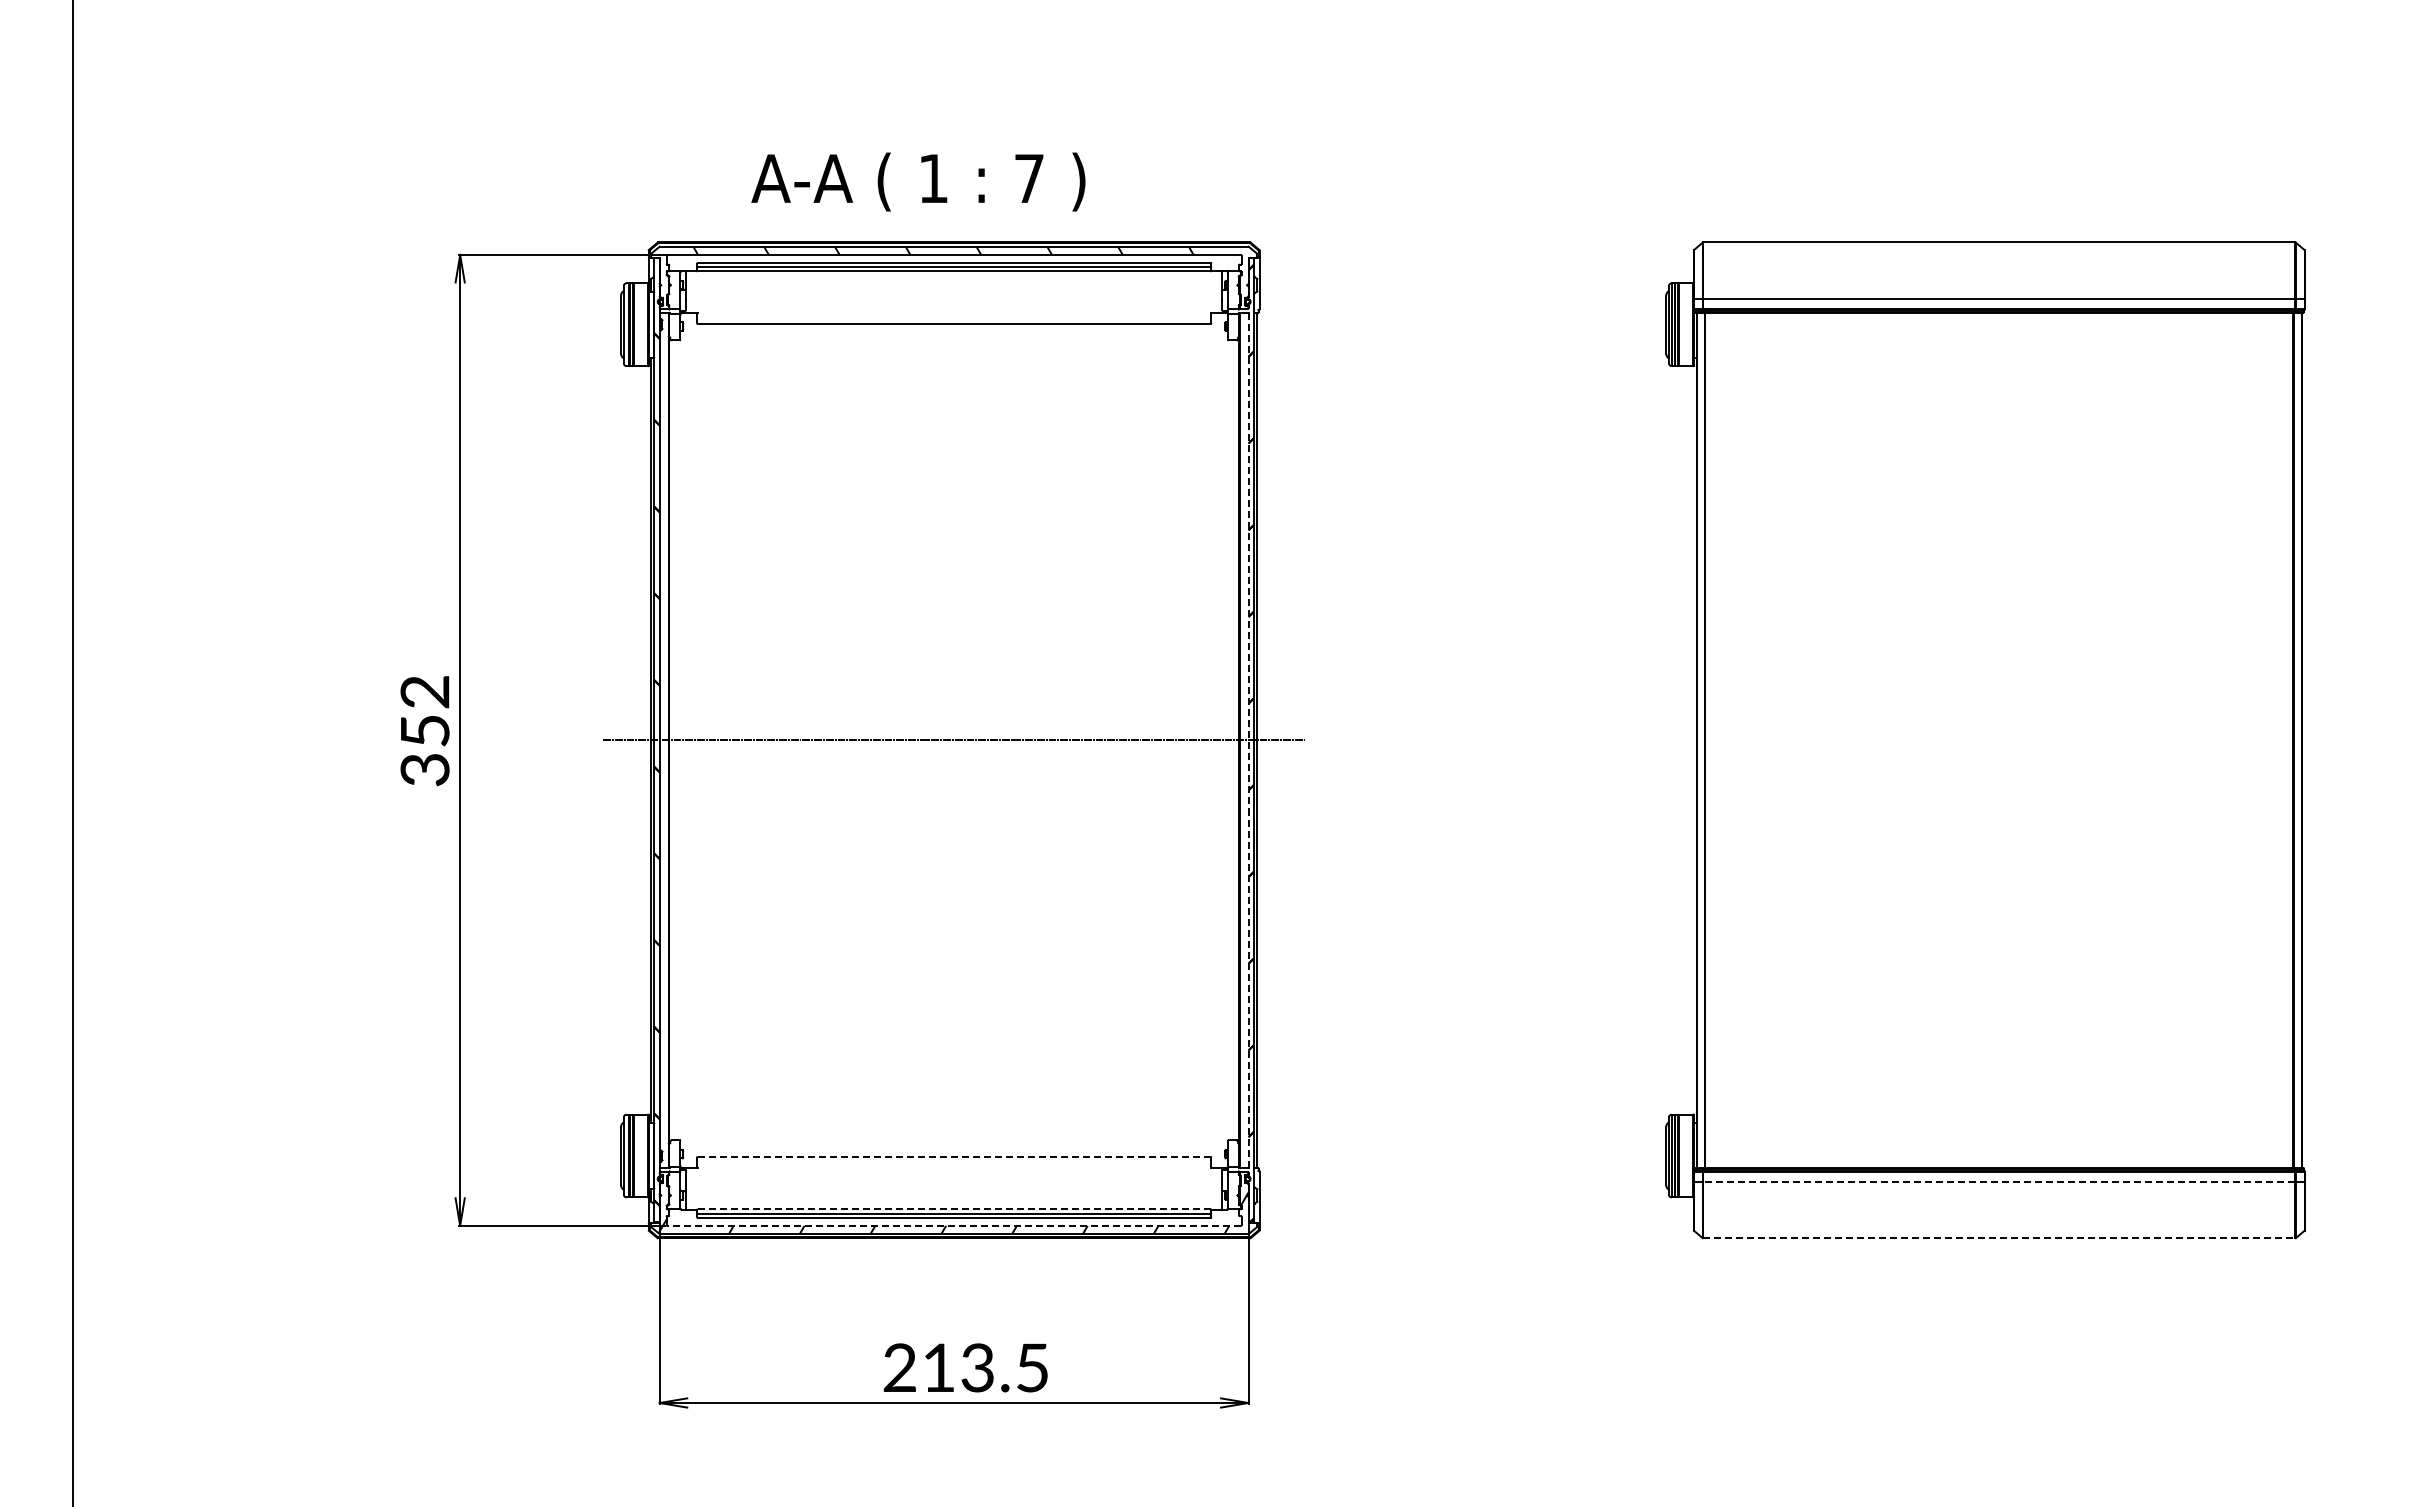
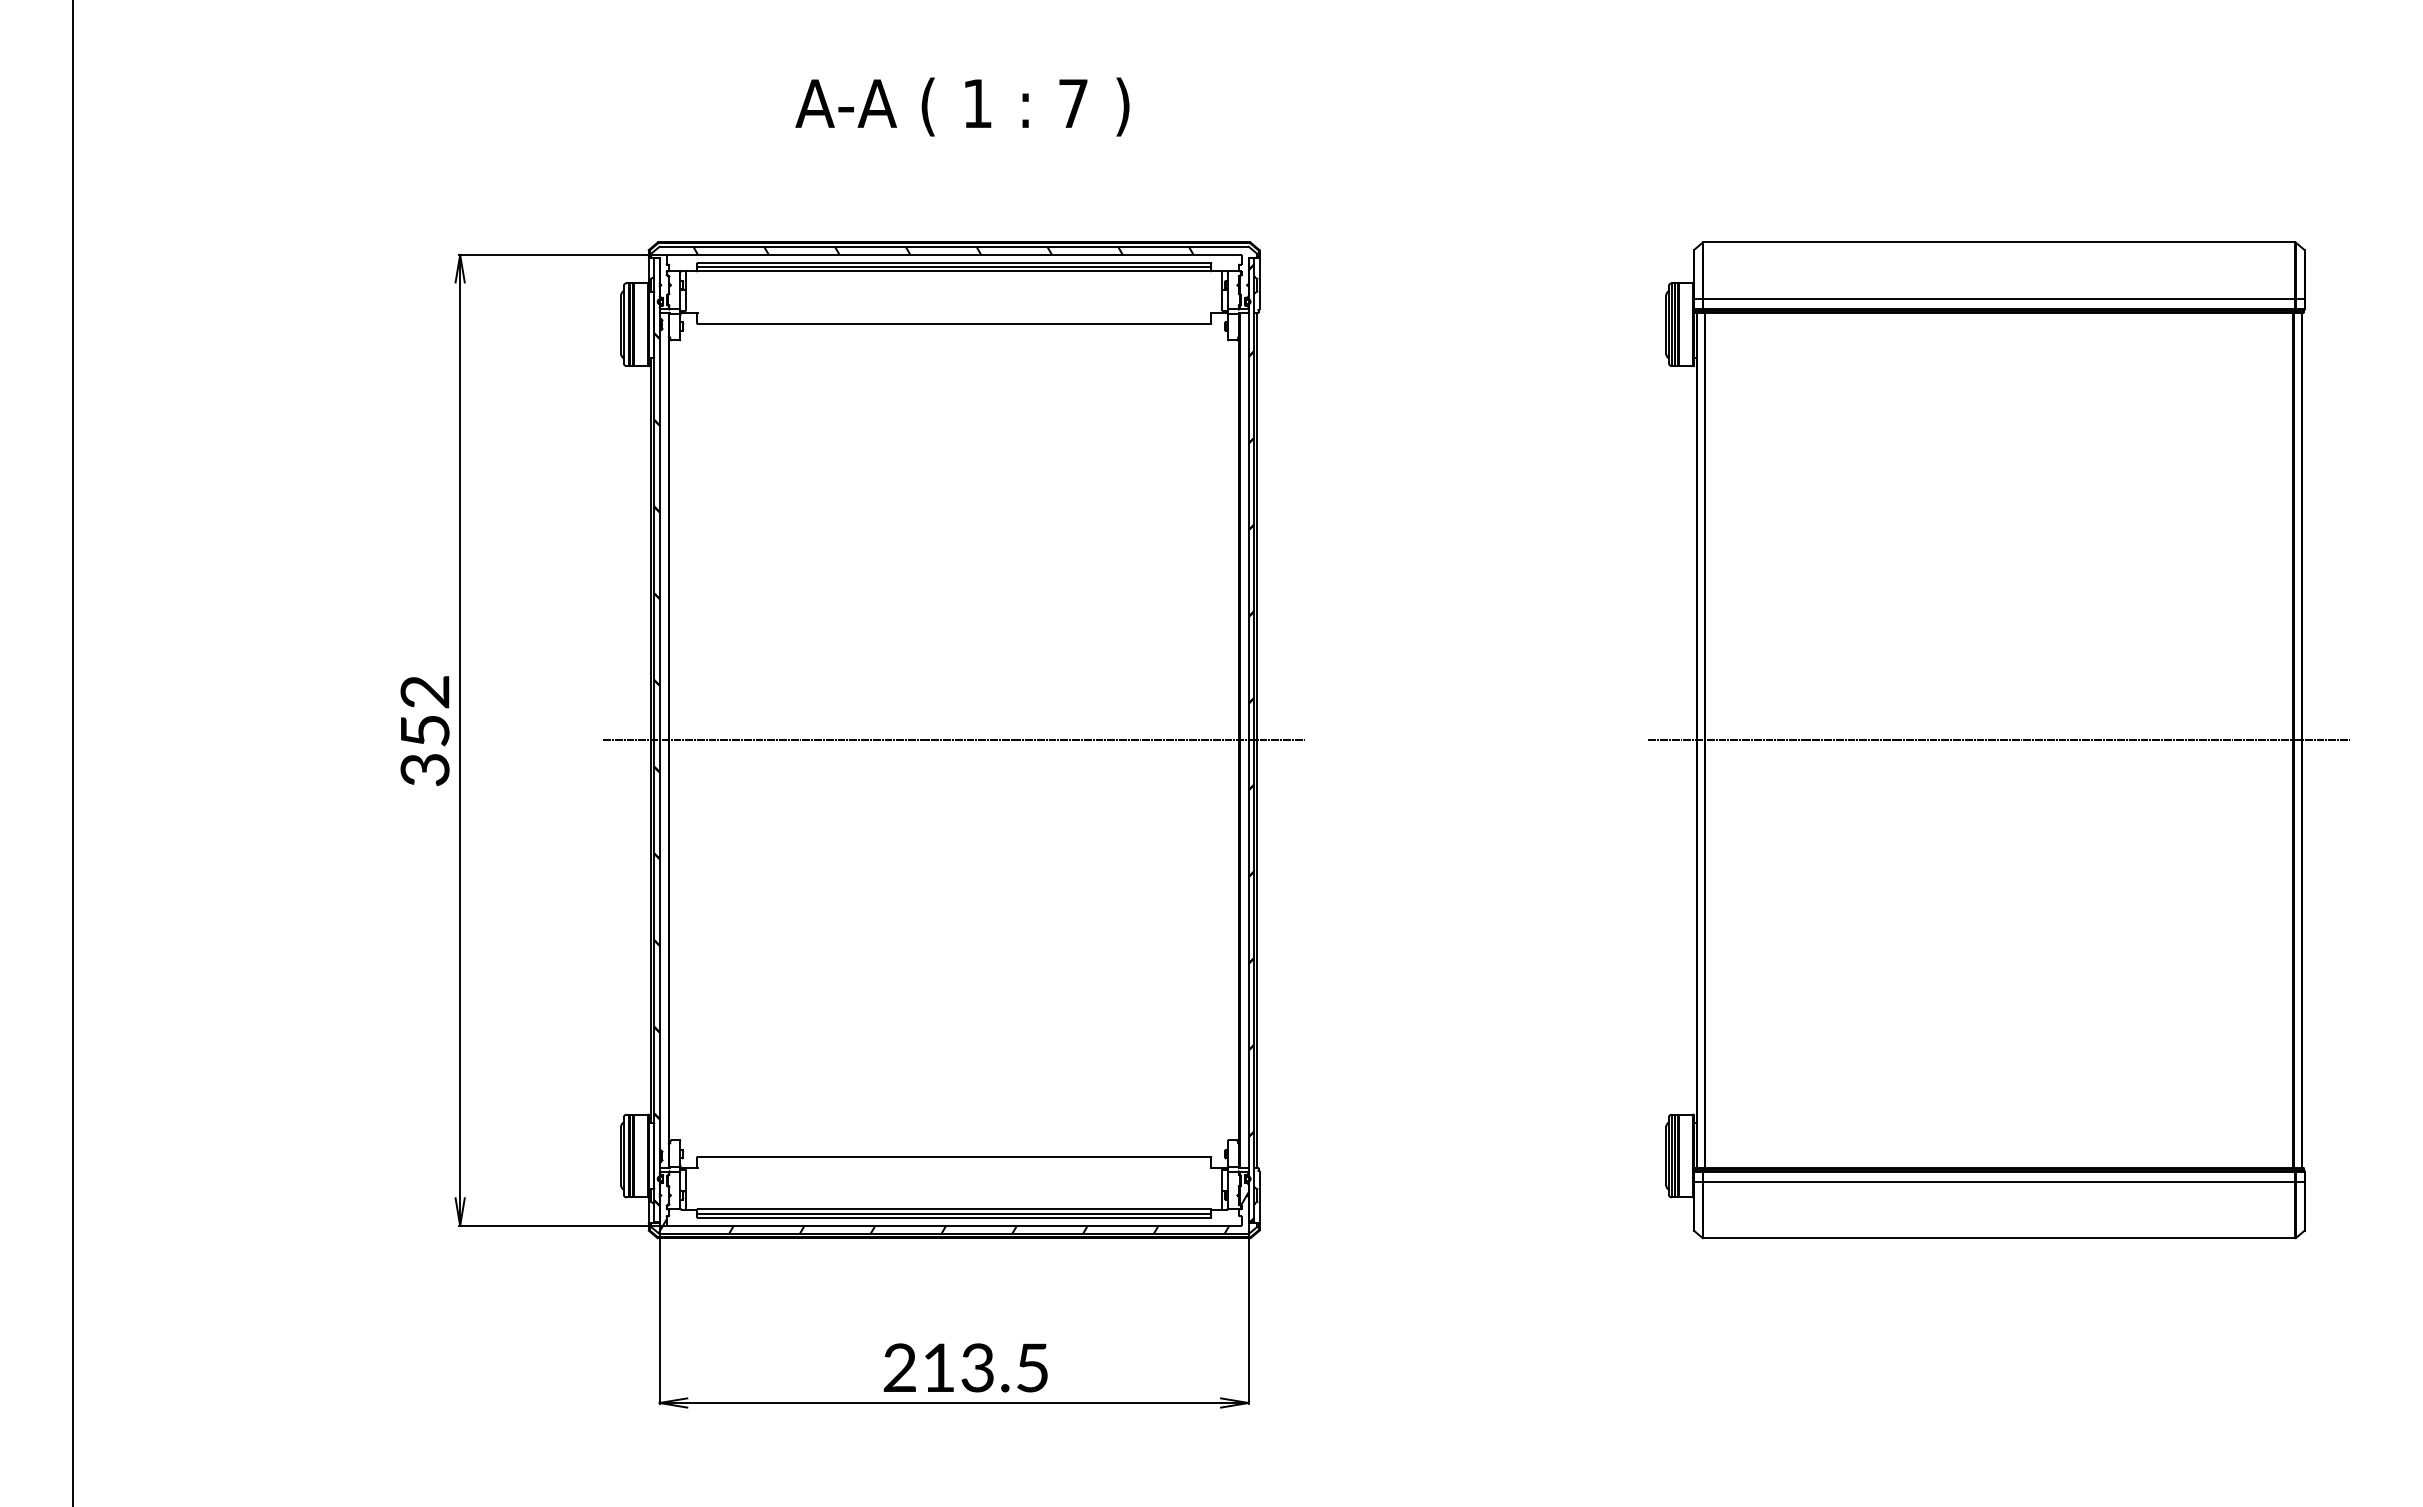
text position: (918, 181) -> (962, 106) (962, 106)
line: dashed -> solid (1248, 740)
line: none -> present (1999, 740)
line: dashed -> solid (953, 1156)
line: dashed -> solid (1998, 1181)
line: dashed -> solid (953, 1209)
line: dashed -> solid (954, 1225)
line: dashed -> solid (1999, 1238)
